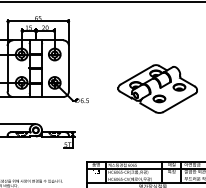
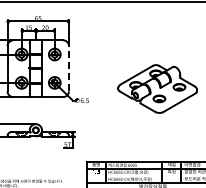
line: solid -> dashed (68, 68)
